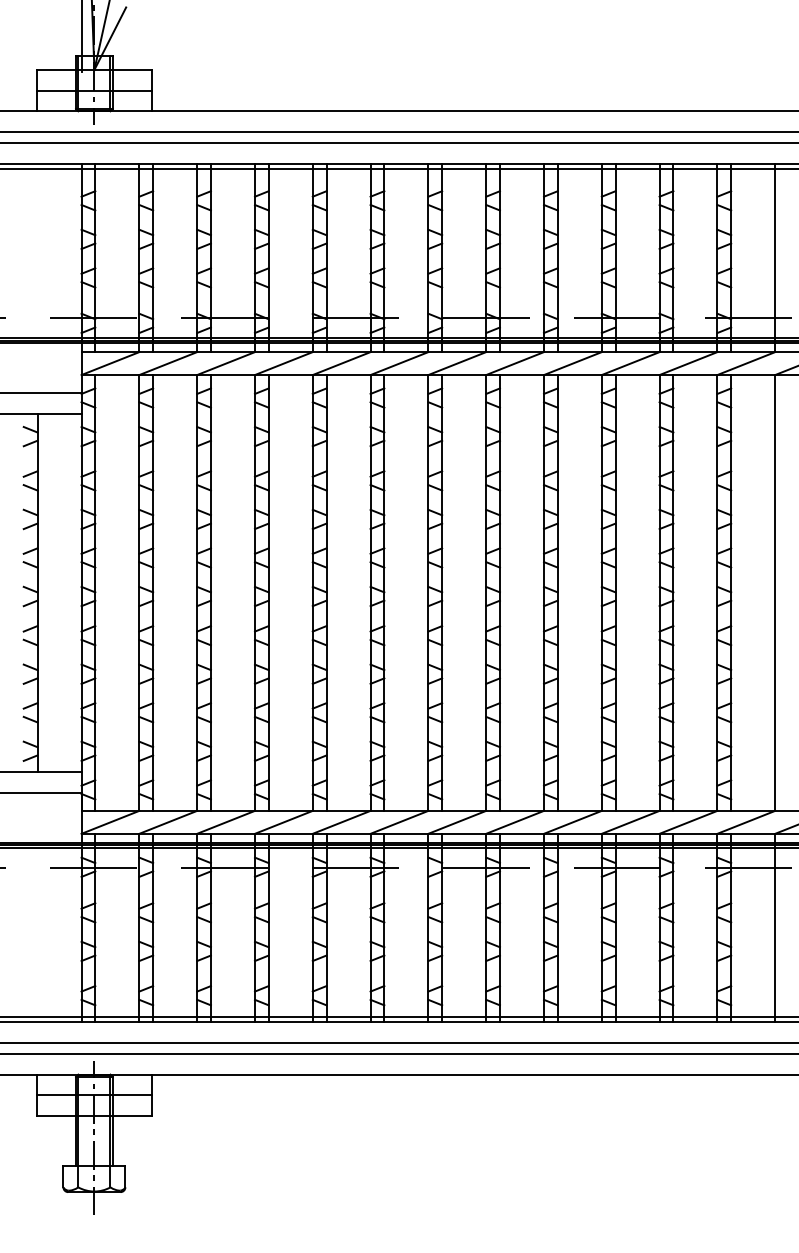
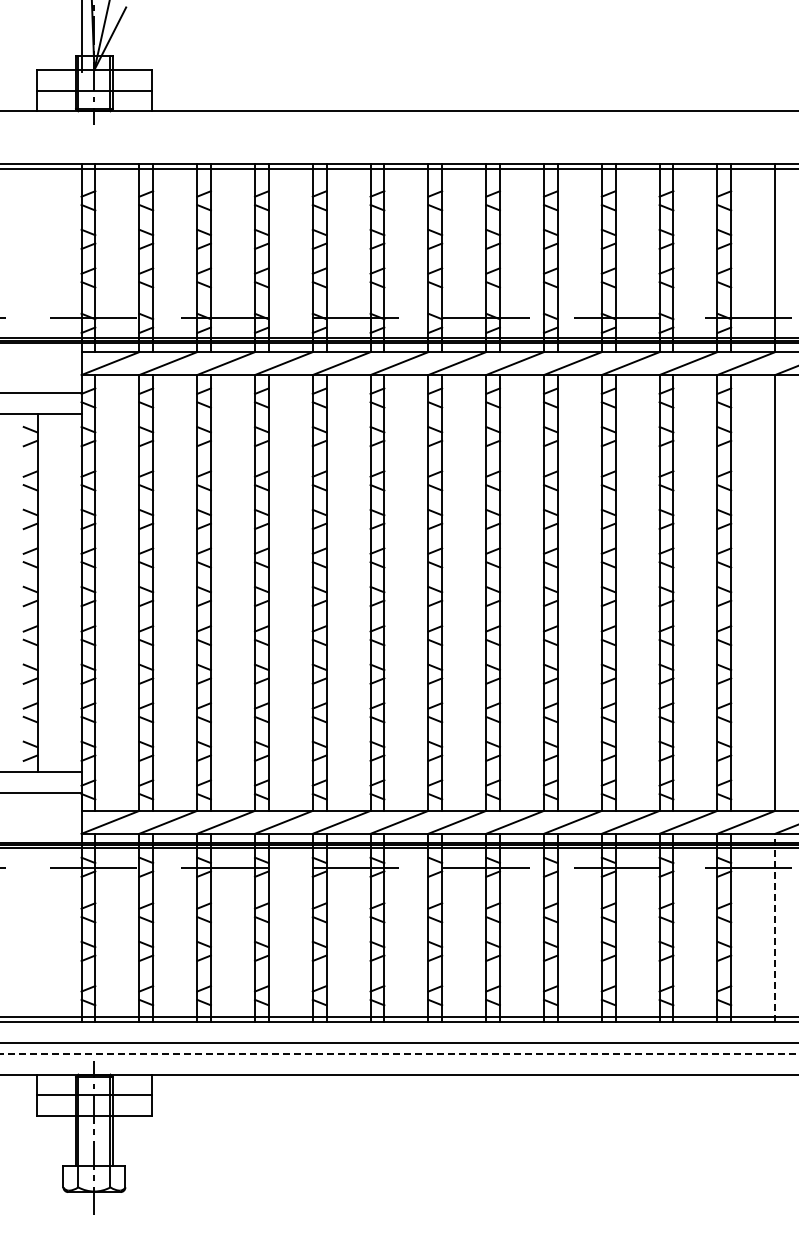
line: present -> none (398, 131)
line: present -> none (398, 143)
line: solid -> dashed (775, 927)
line: solid -> dashed (399, 1054)
